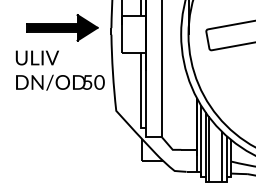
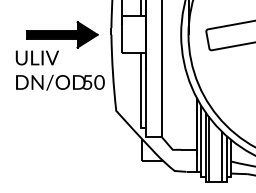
part position: (62, 27) -> (62, 34) (62, 34)
